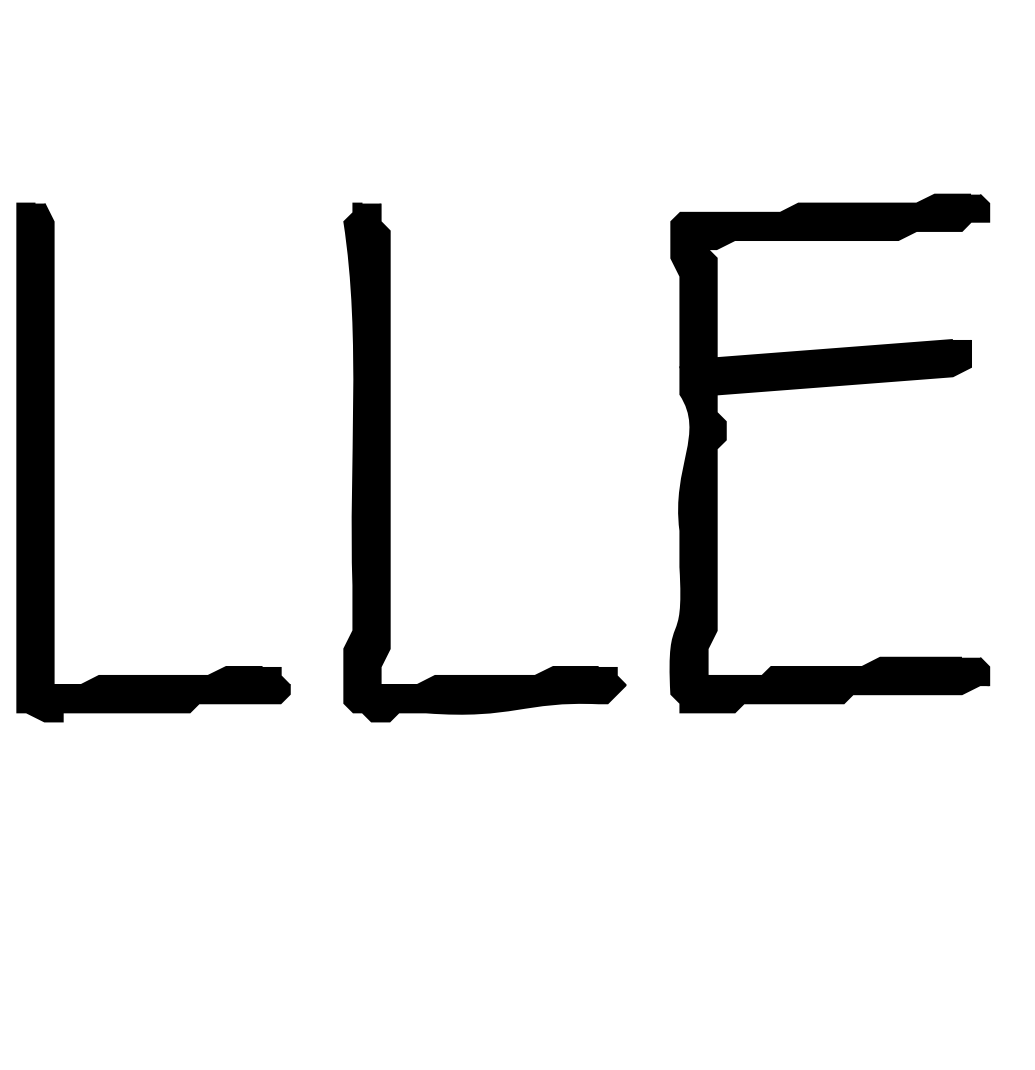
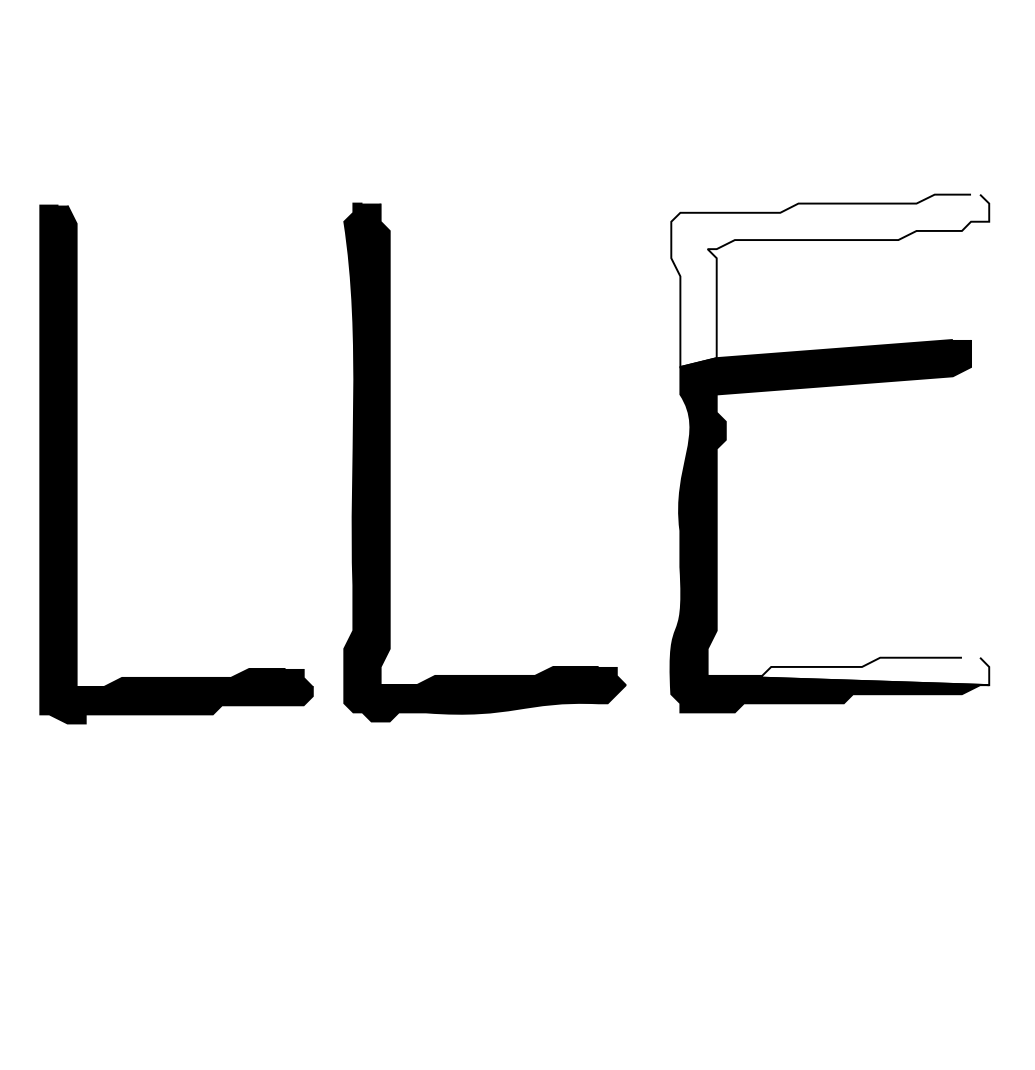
fill: present -> none (830, 280)
part position: (54, 462) -> (77, 464) (77, 464)
fill: present -> none (848, 671)
